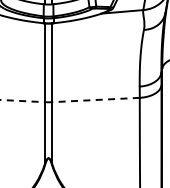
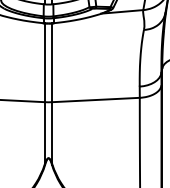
line: dashed -> solid (96, 100)
line: dashed -> solid (22, 101)
